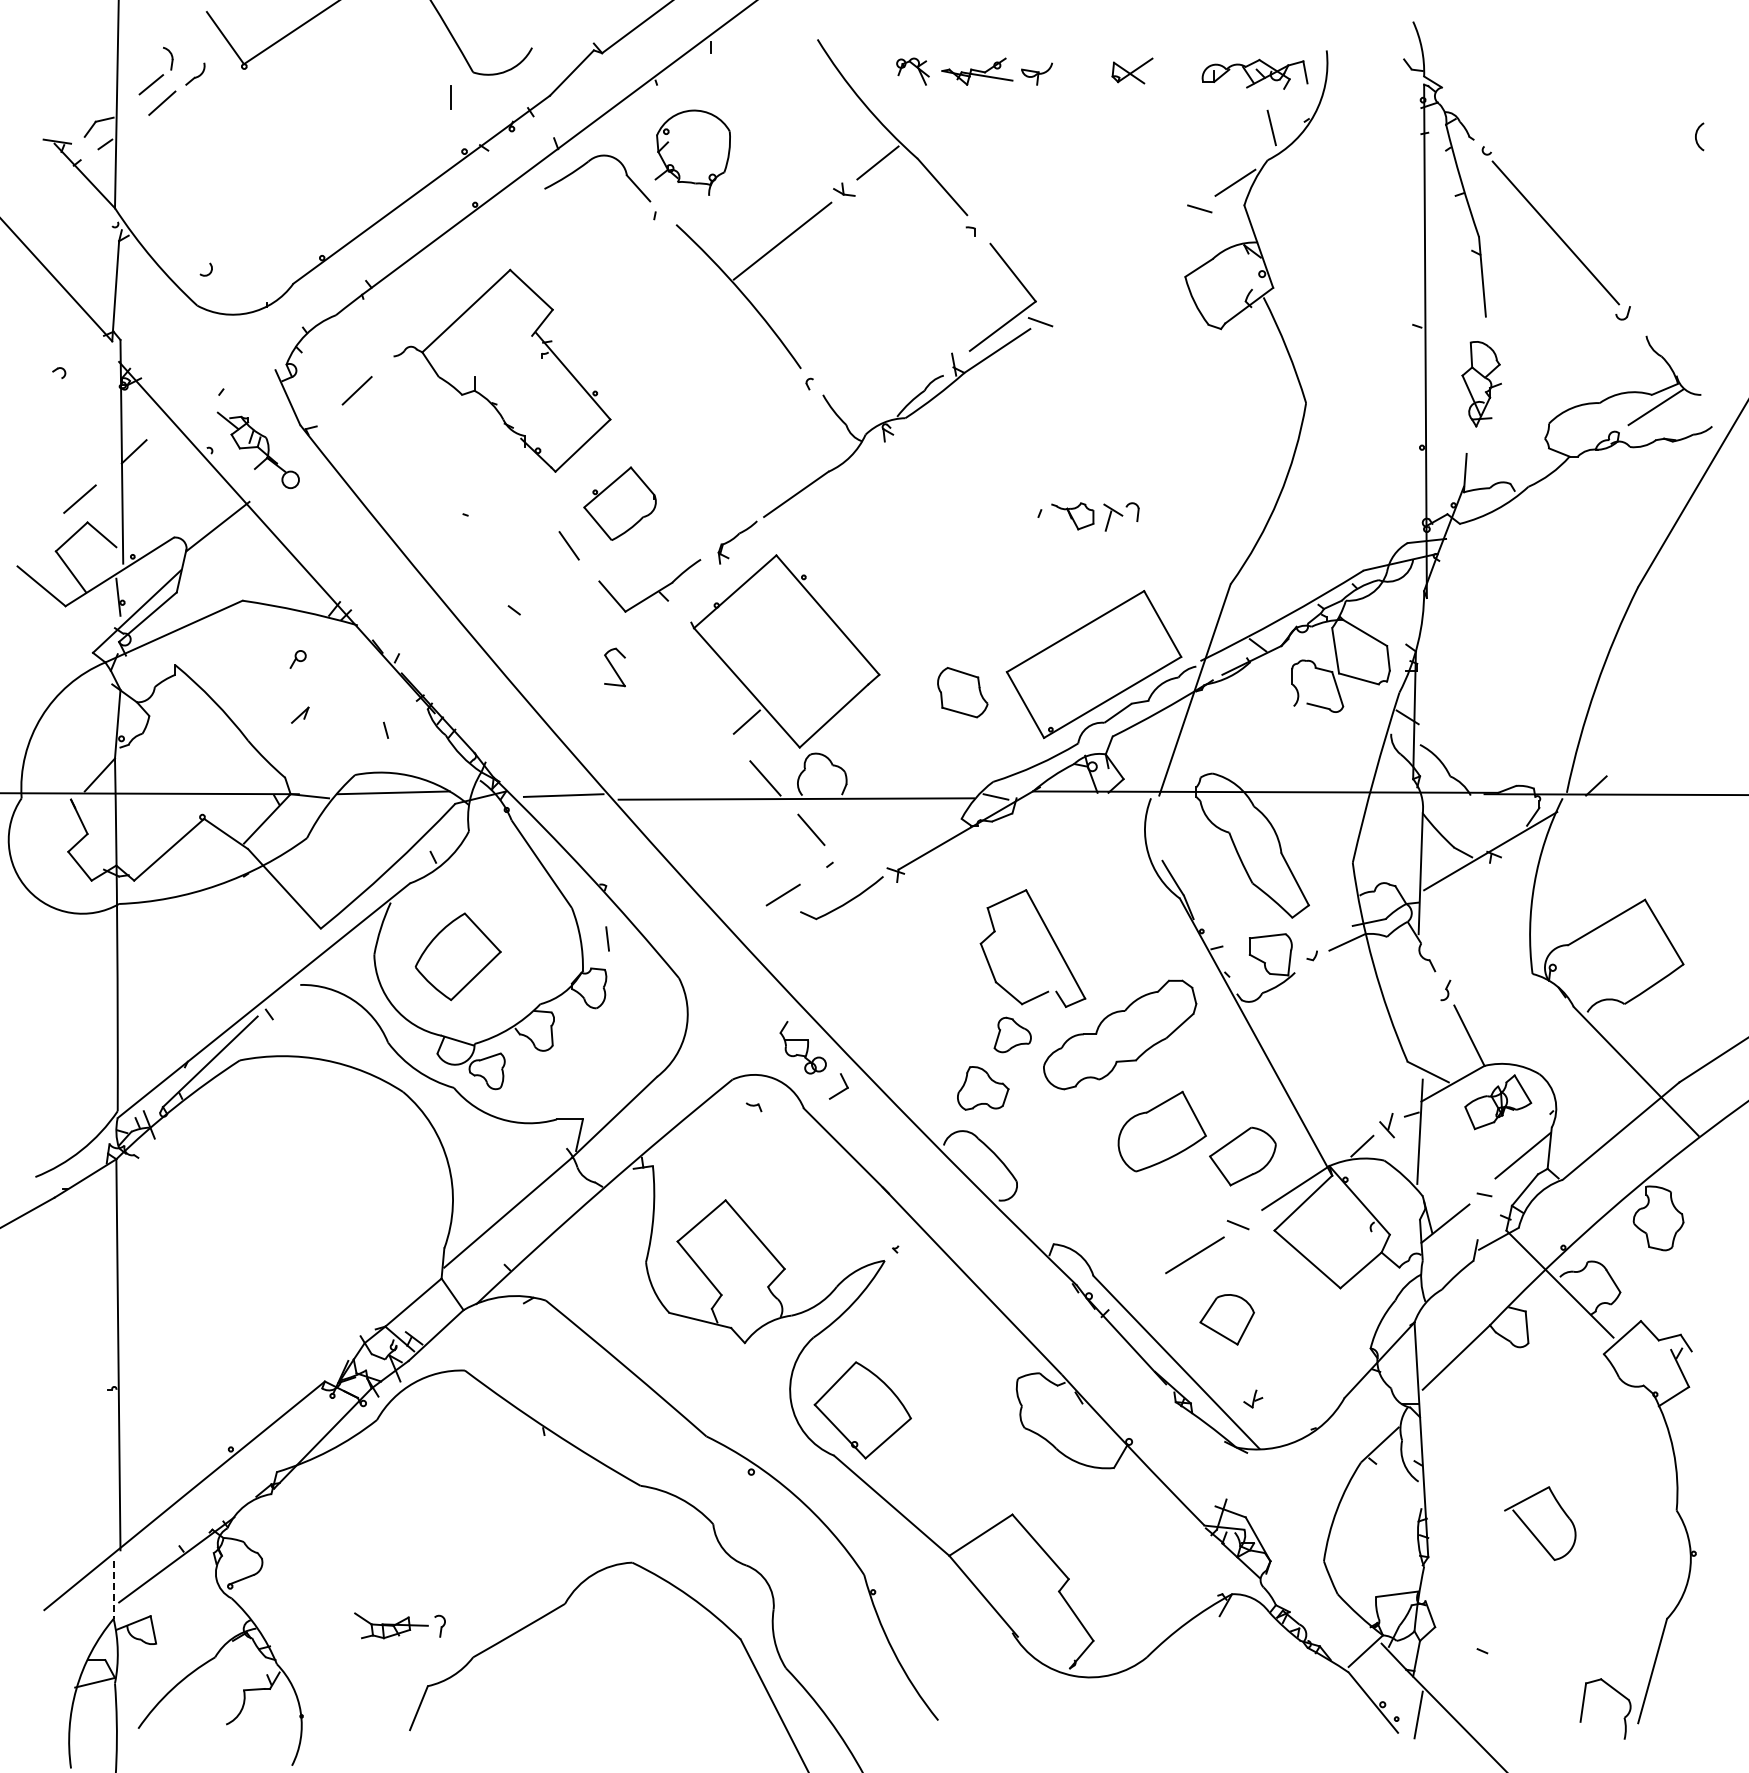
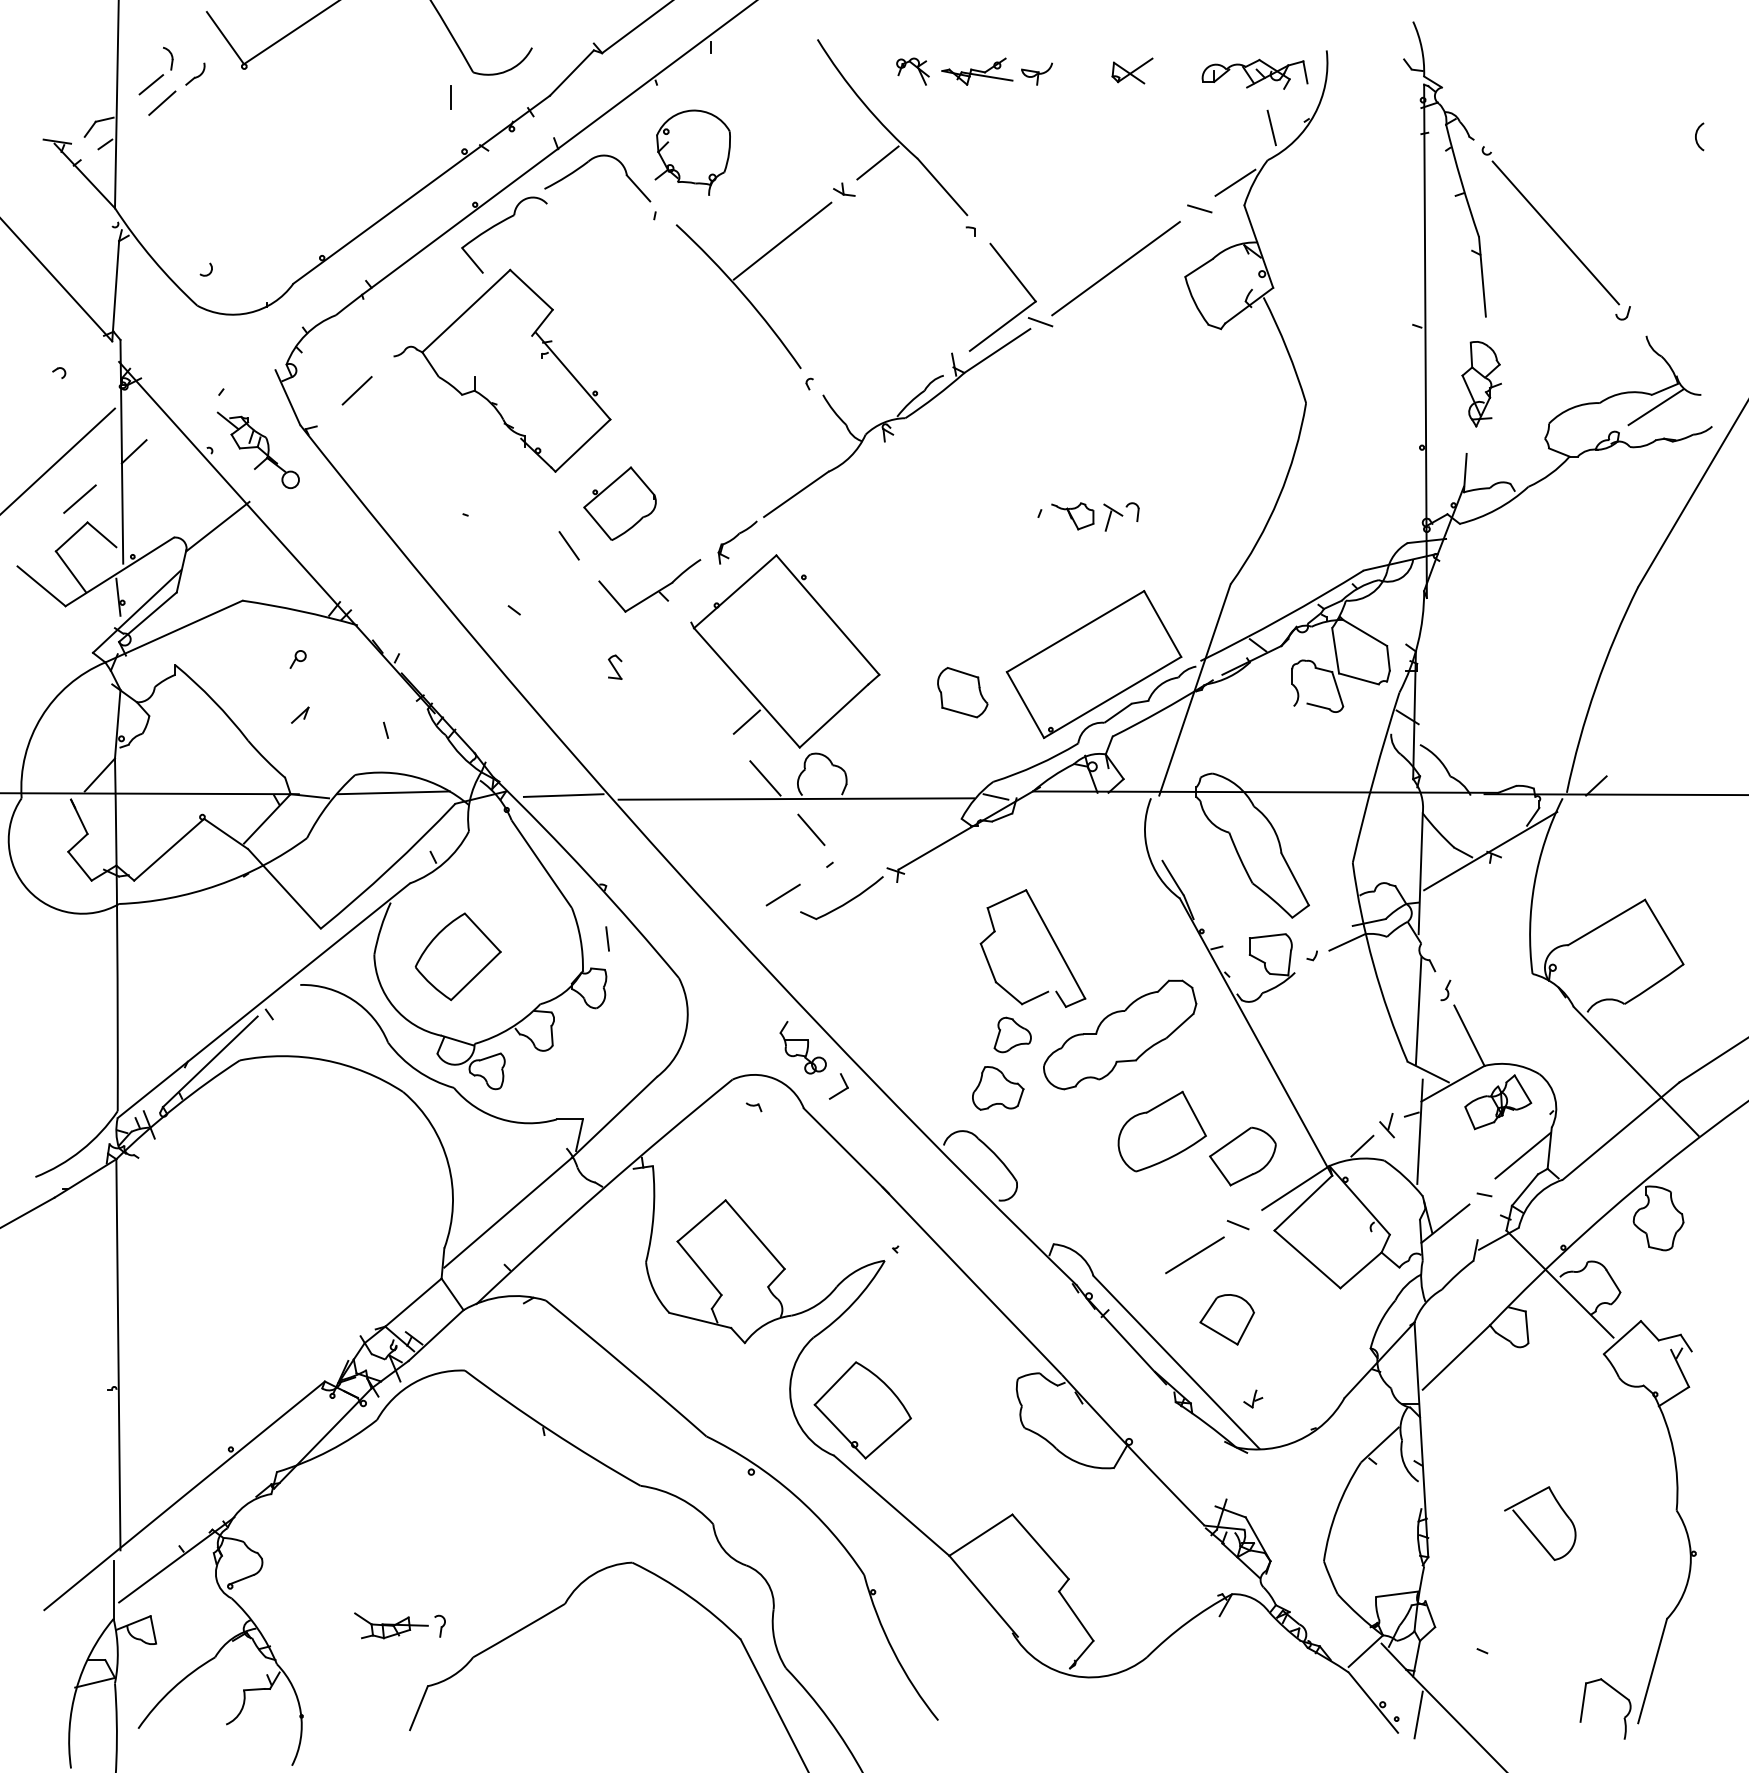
part: none -> present (499, 224)
line: none -> present (1115, 268)
line: none -> present (58, 460)
part size: 22x41 px -> 15x26 px (615, 666)
line: none -> present (1418, 1010)
part position: (983, 1088) -> (998, 1088) (998, 1088)
line: dashed -> solid (113, 1590)
